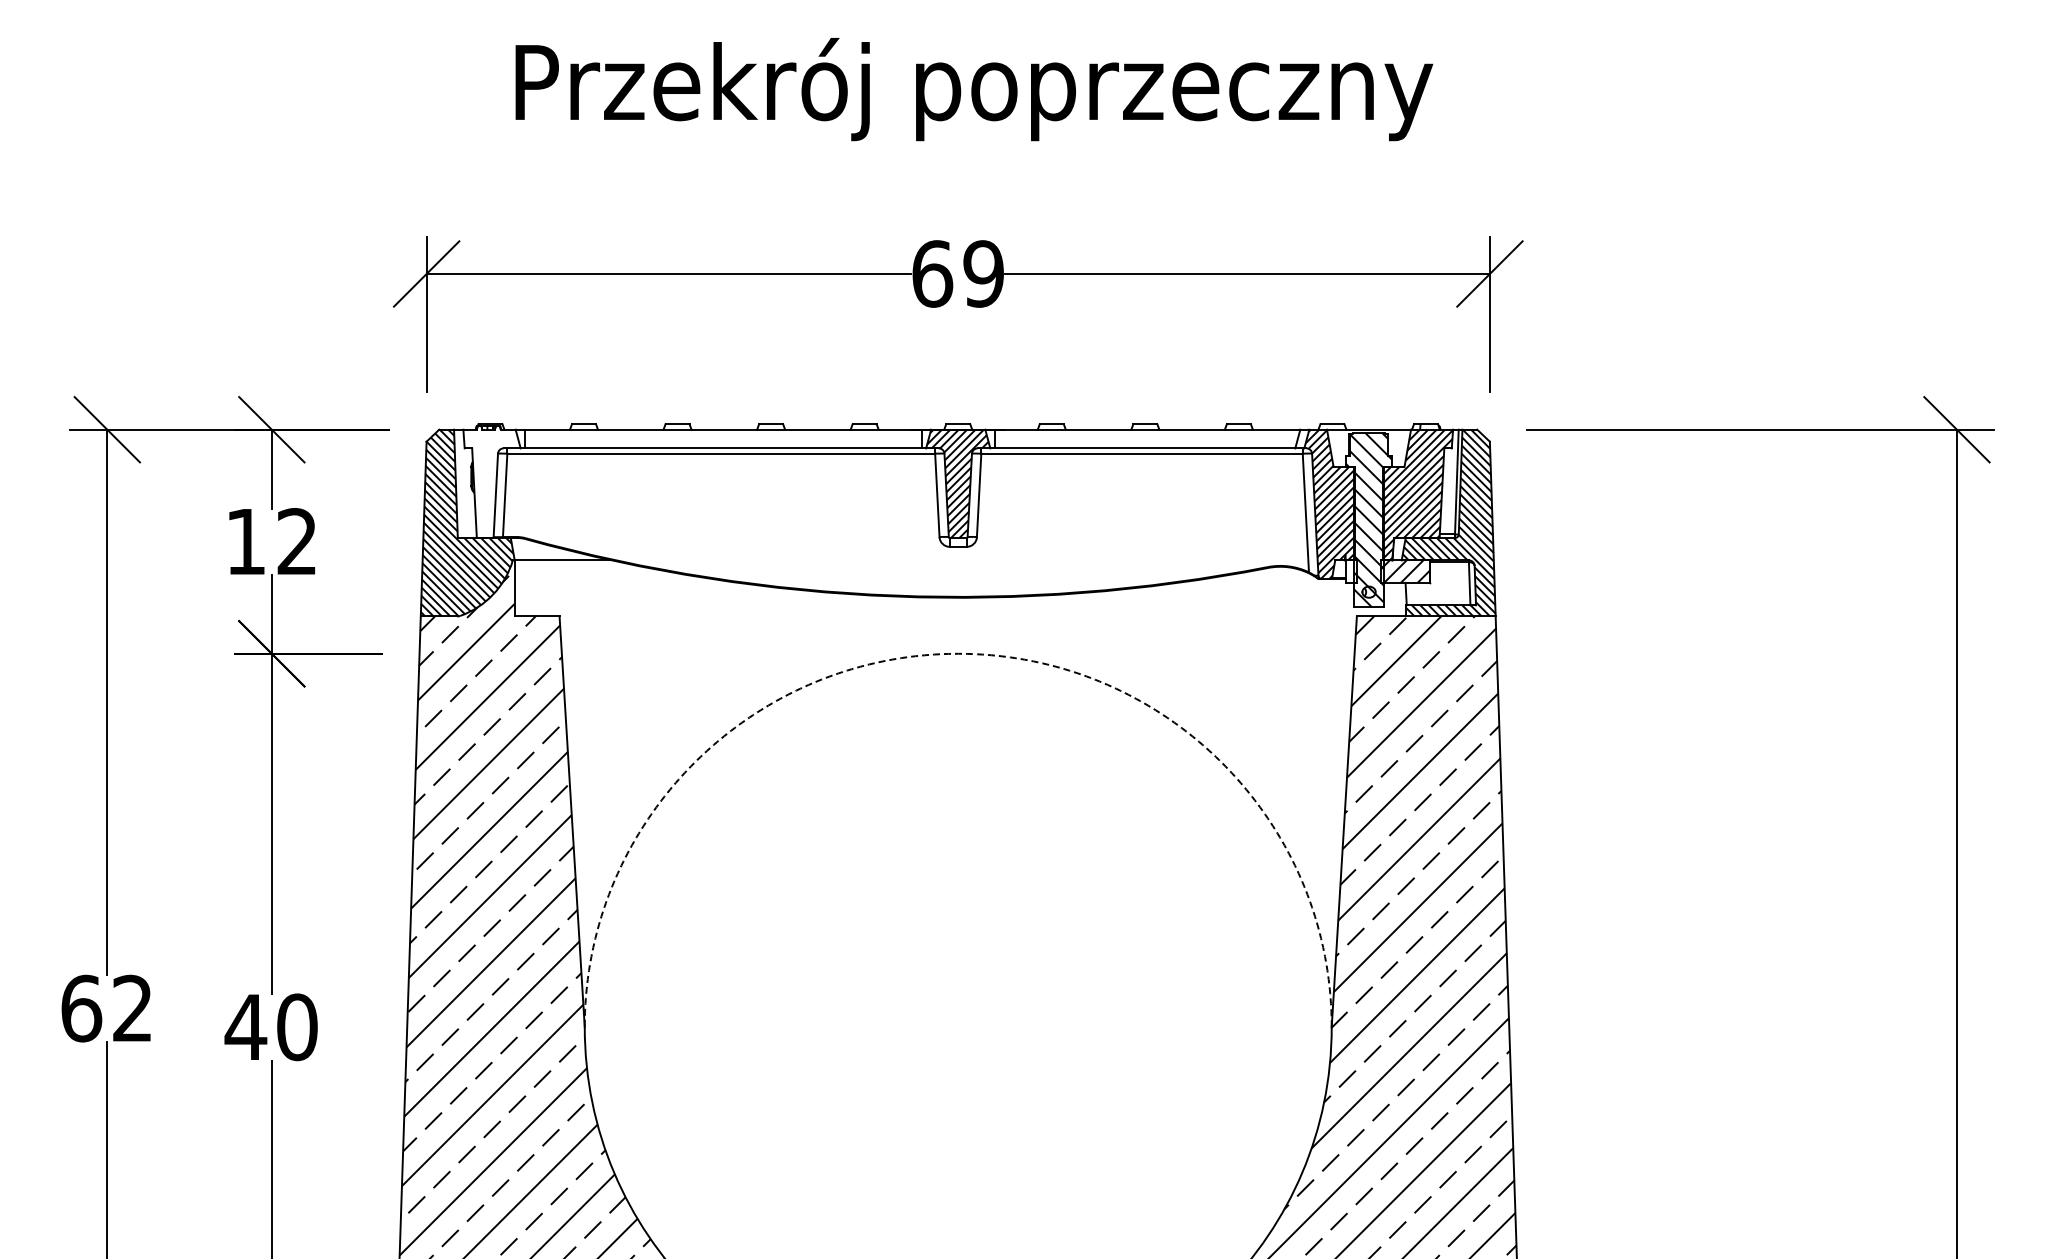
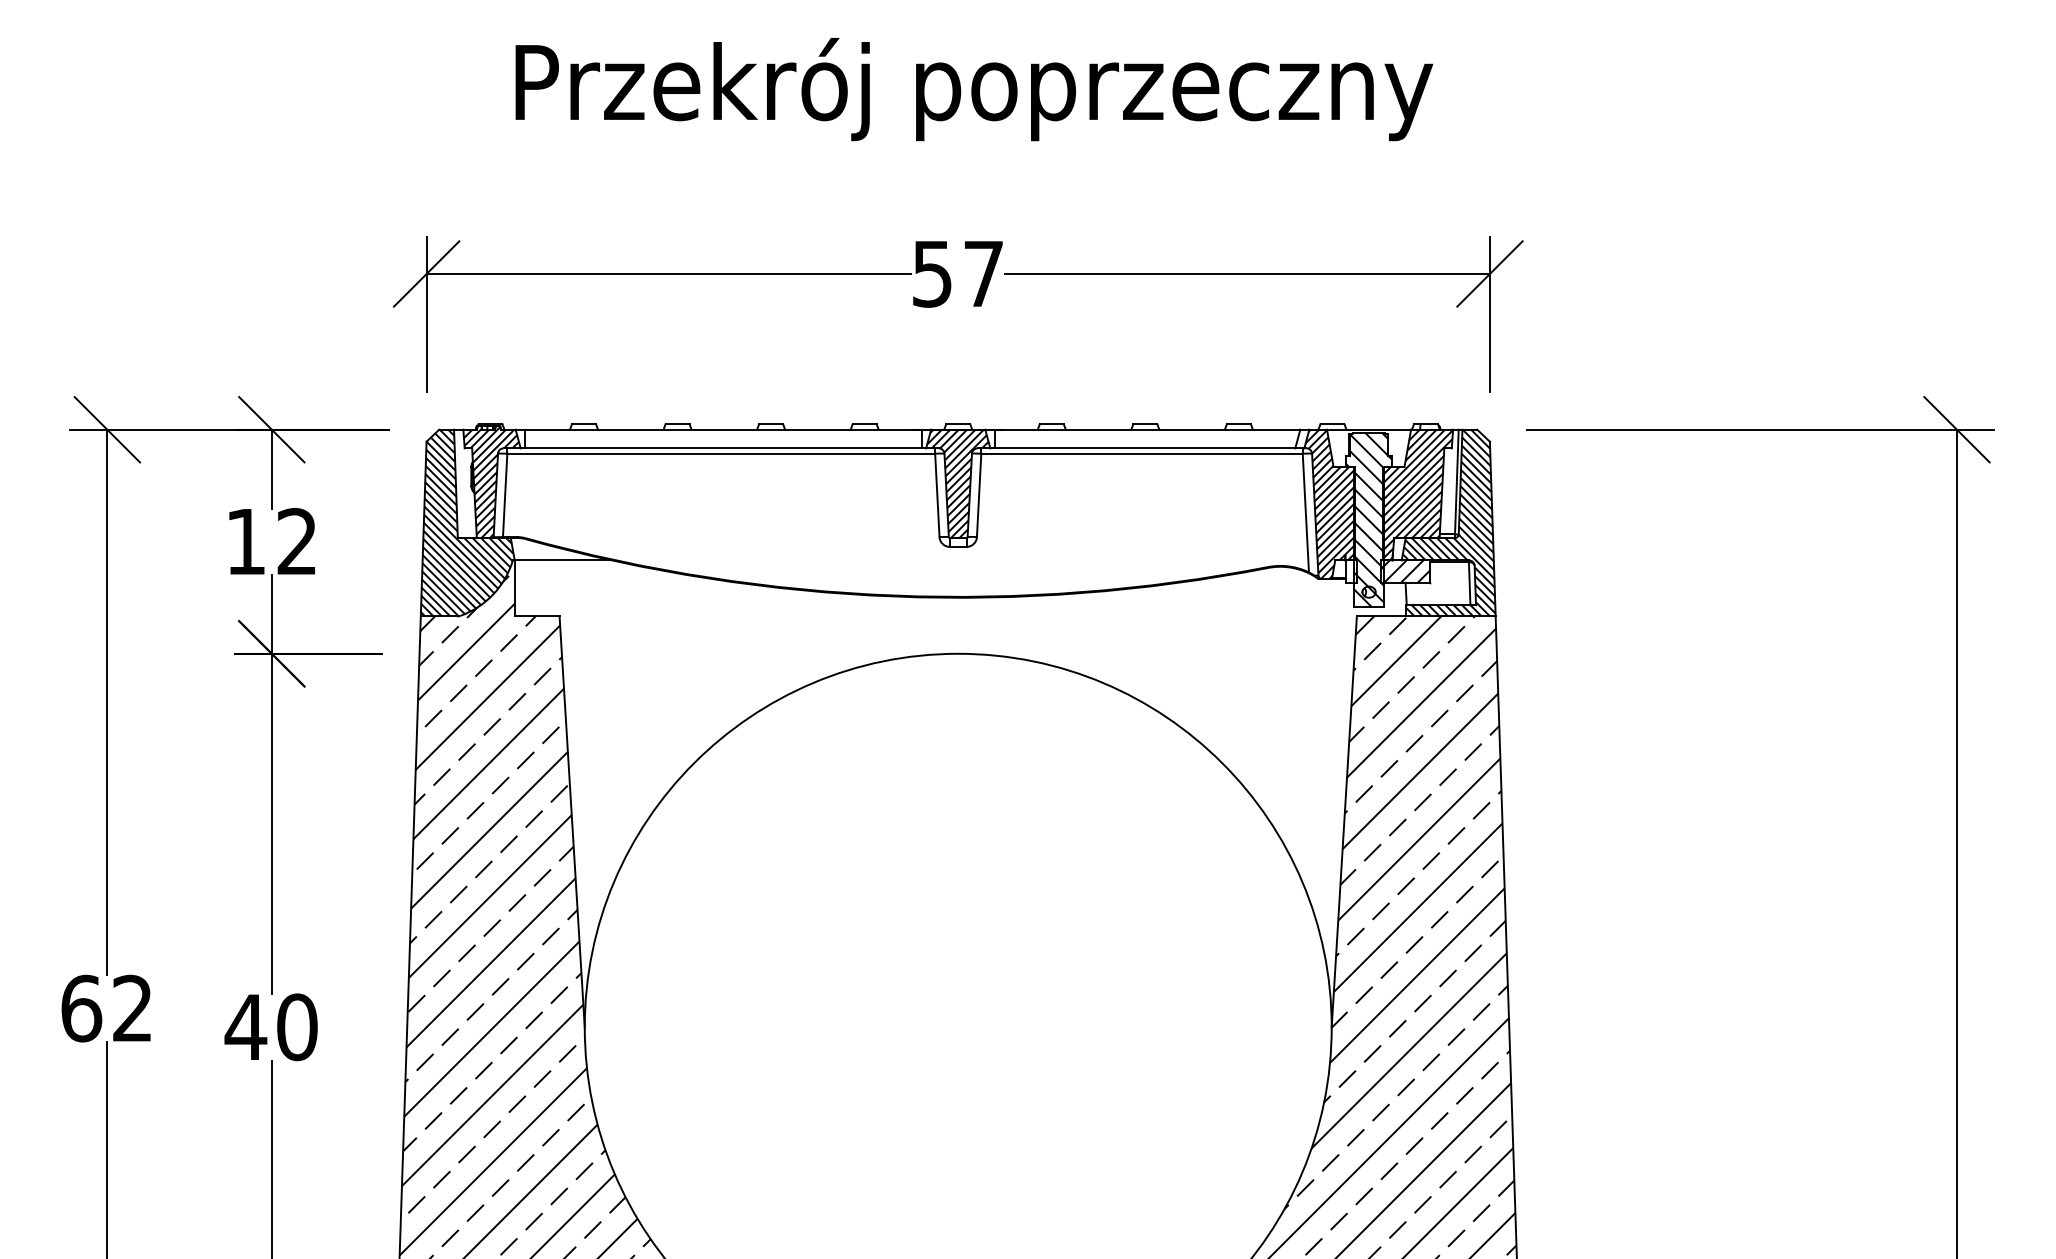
text: 69 -> 57 (957, 273)
hatch: none -> present (490, 482)
arc: dashed -> solid (958, 653)
